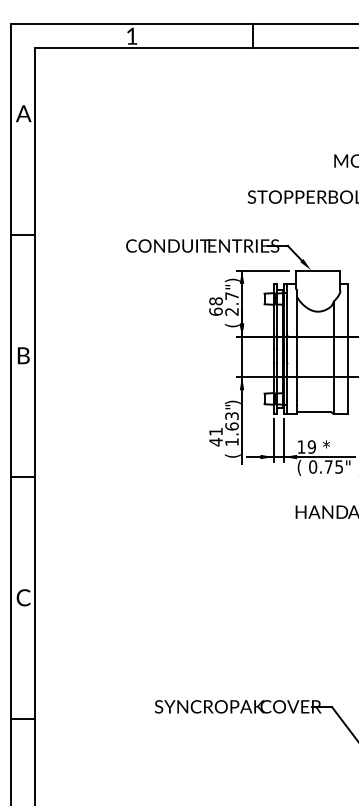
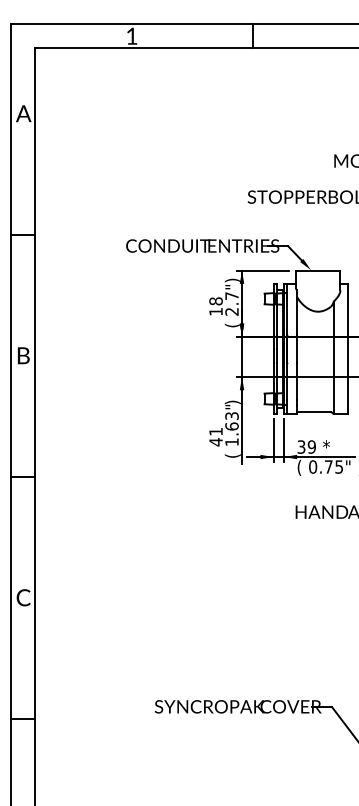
text: 68 -> 18 (215, 311)
text: 19 -> 39 (301, 446)
